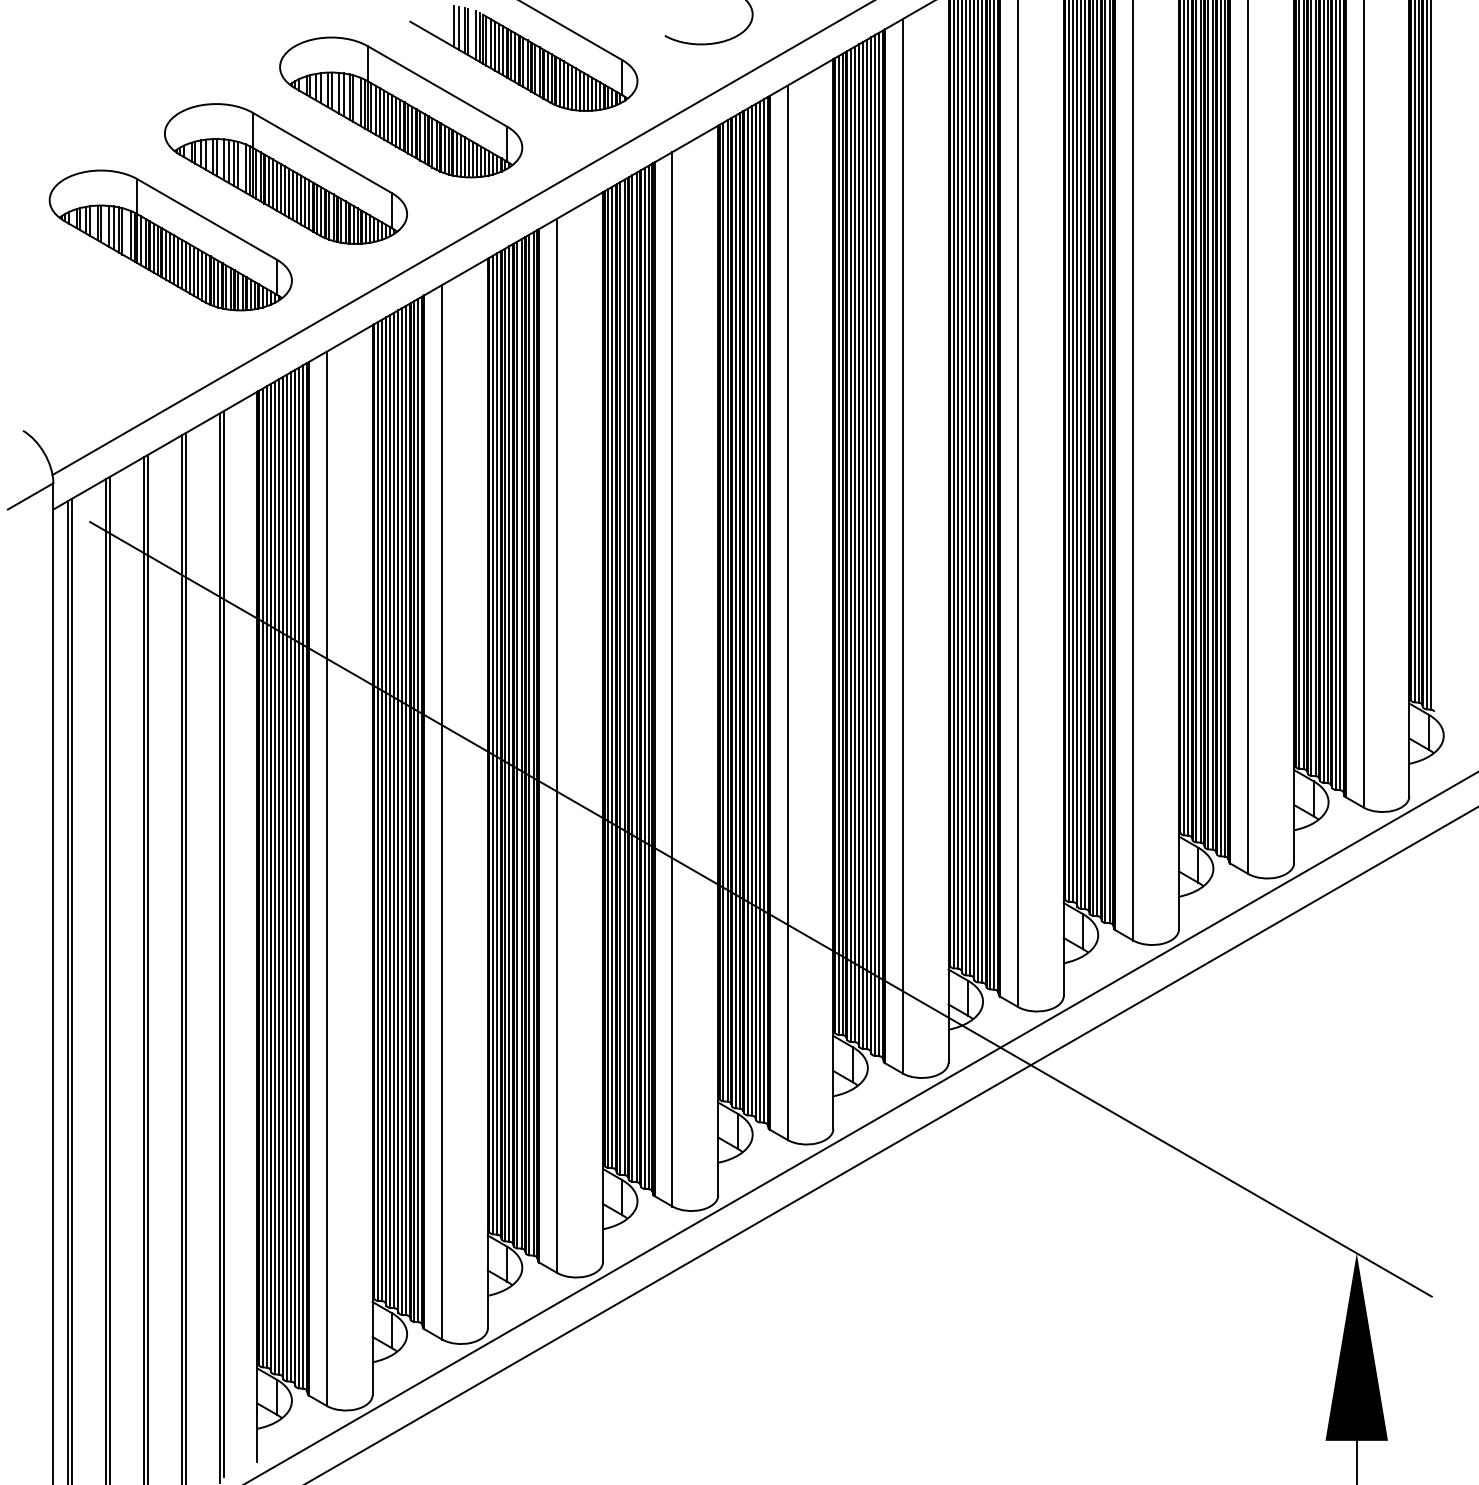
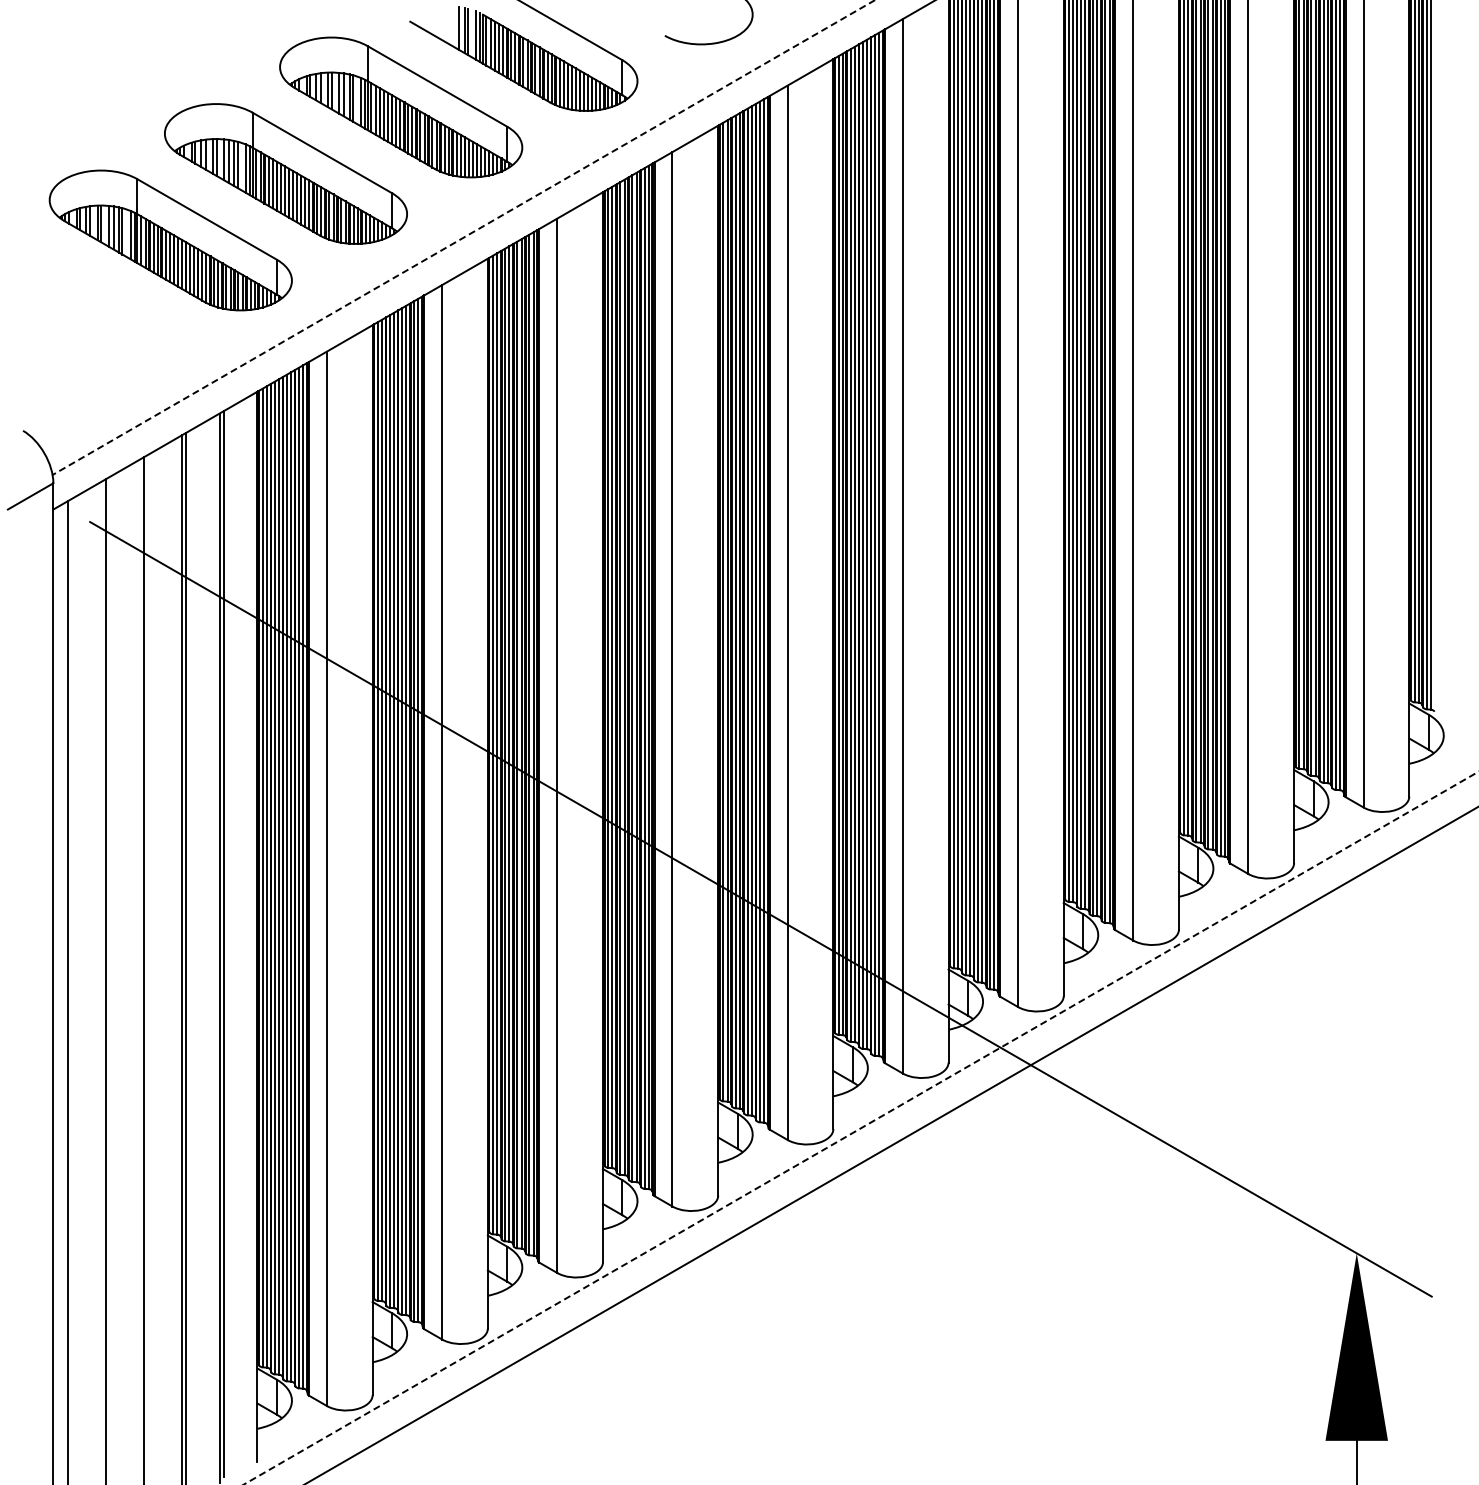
line: present -> none (454, 26)
line: solid -> dashed (463, 237)
line: present -> none (148, 967)
line: present -> none (110, 978)
line: present -> none (72, 989)
line: solid -> dashed (861, 1128)
